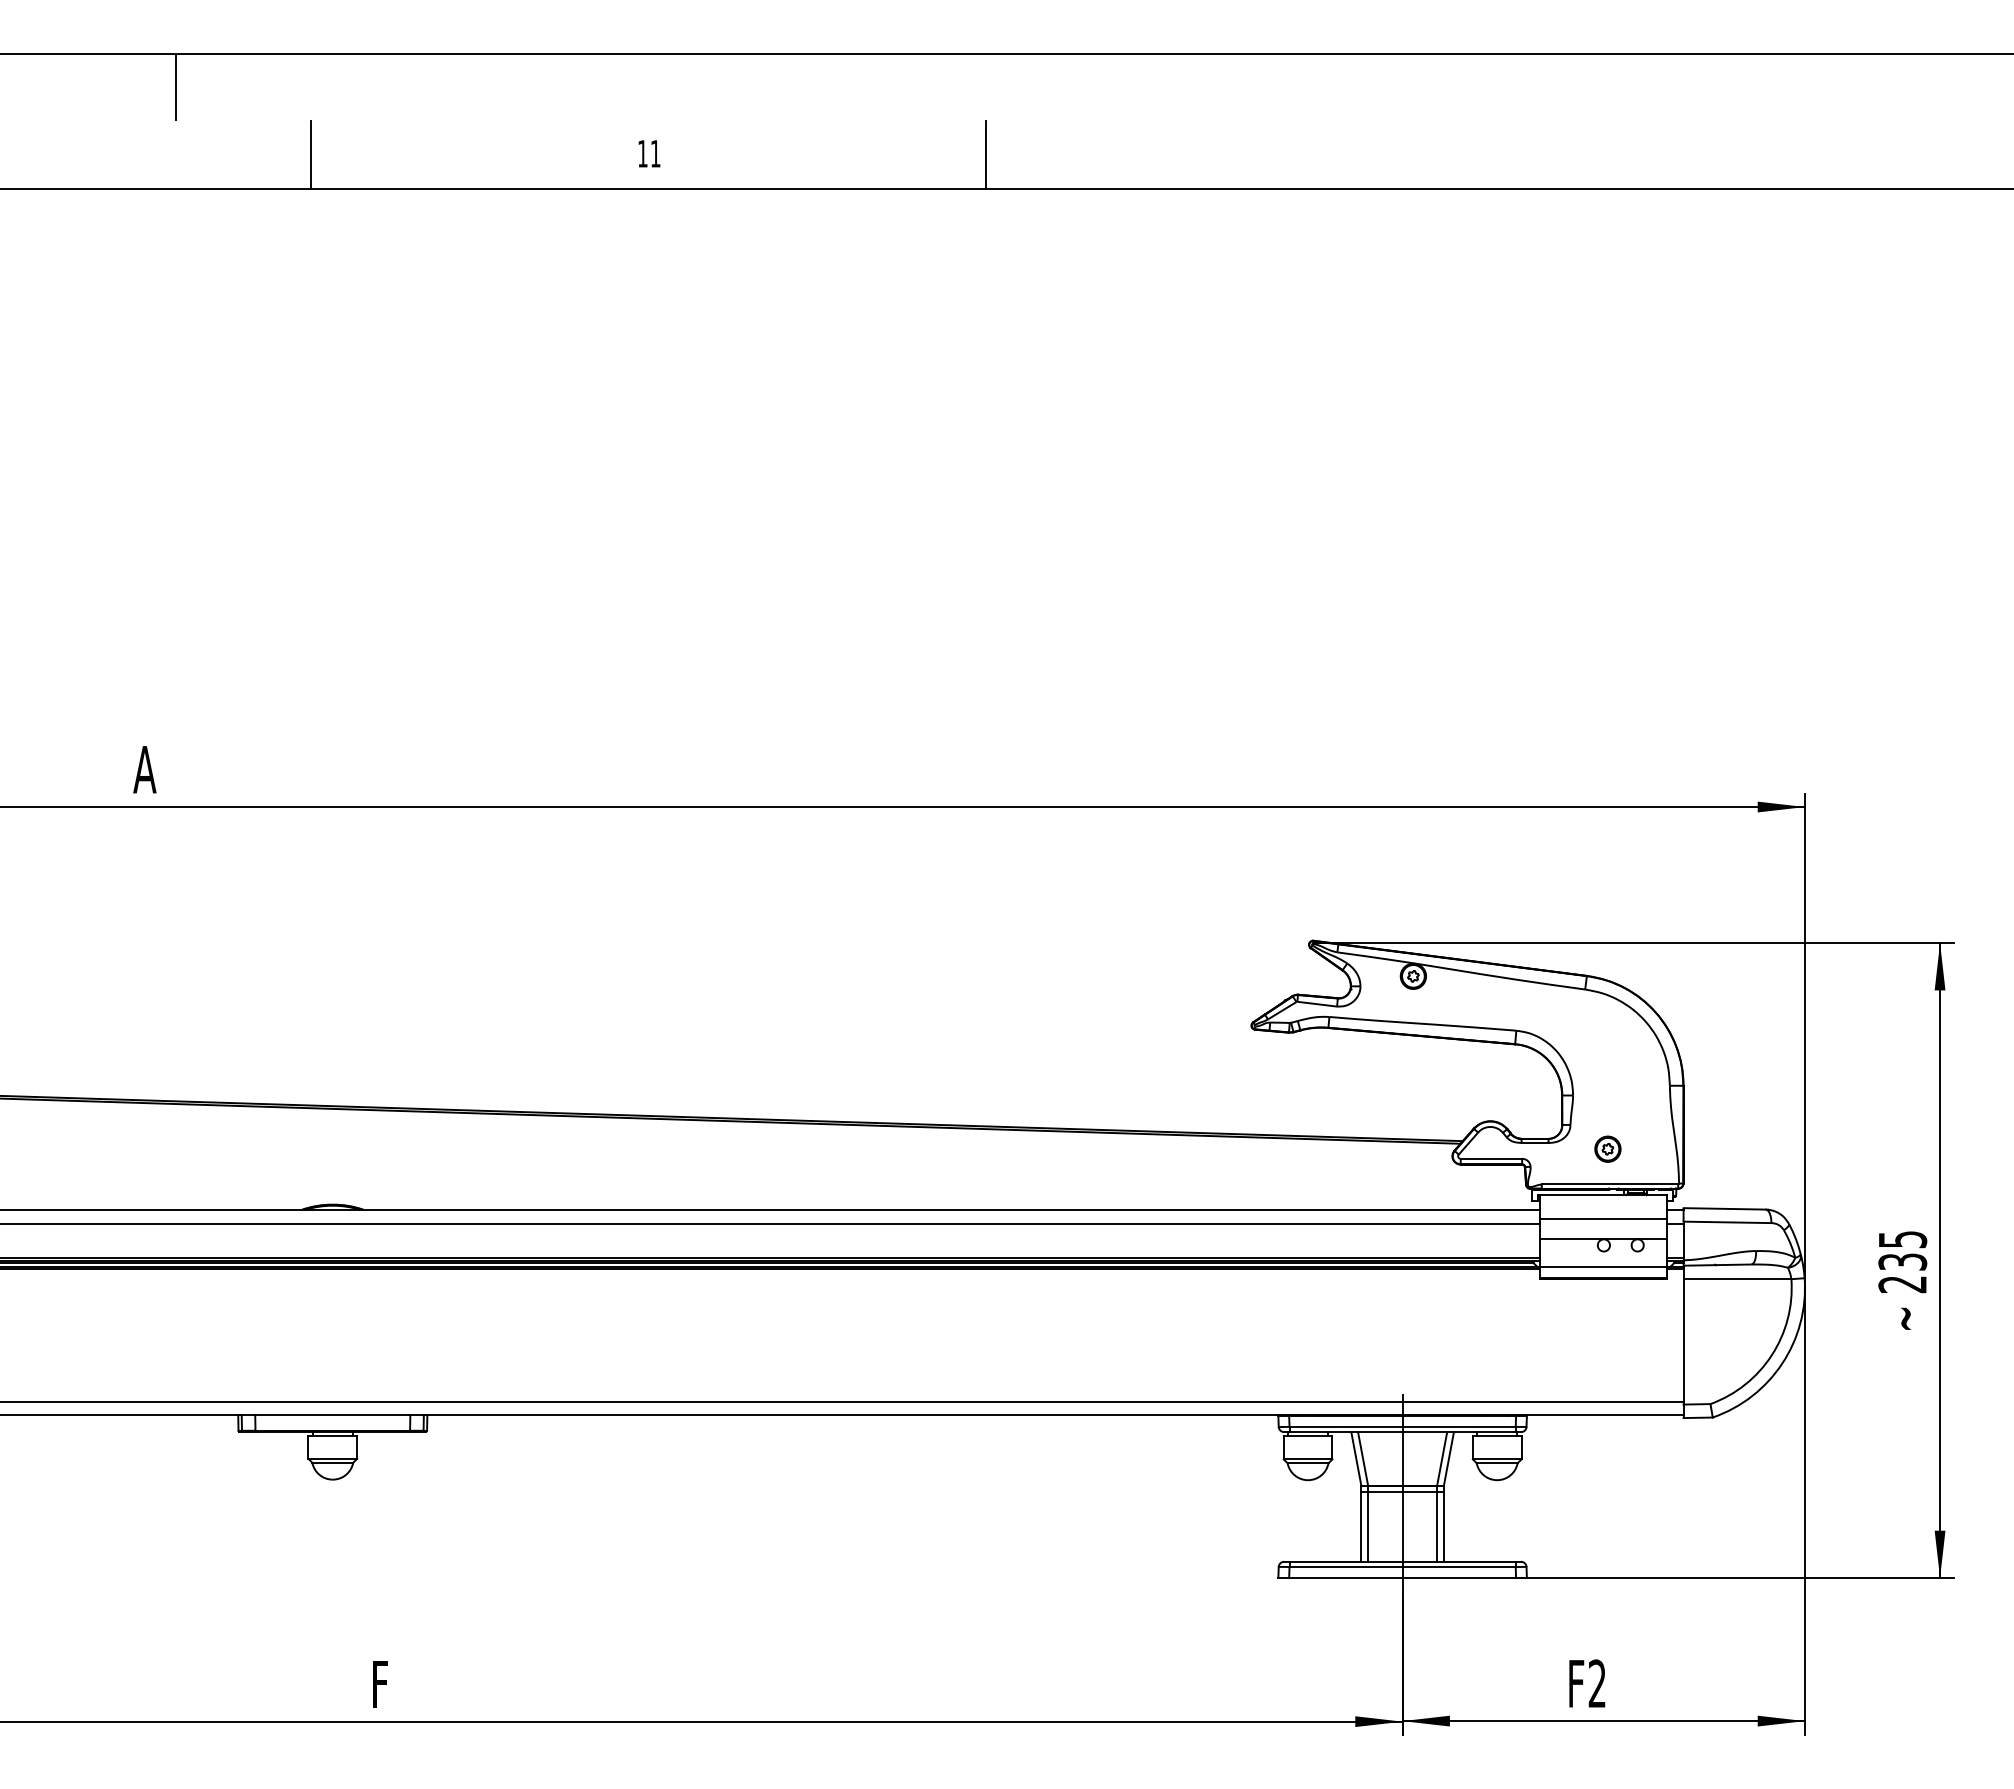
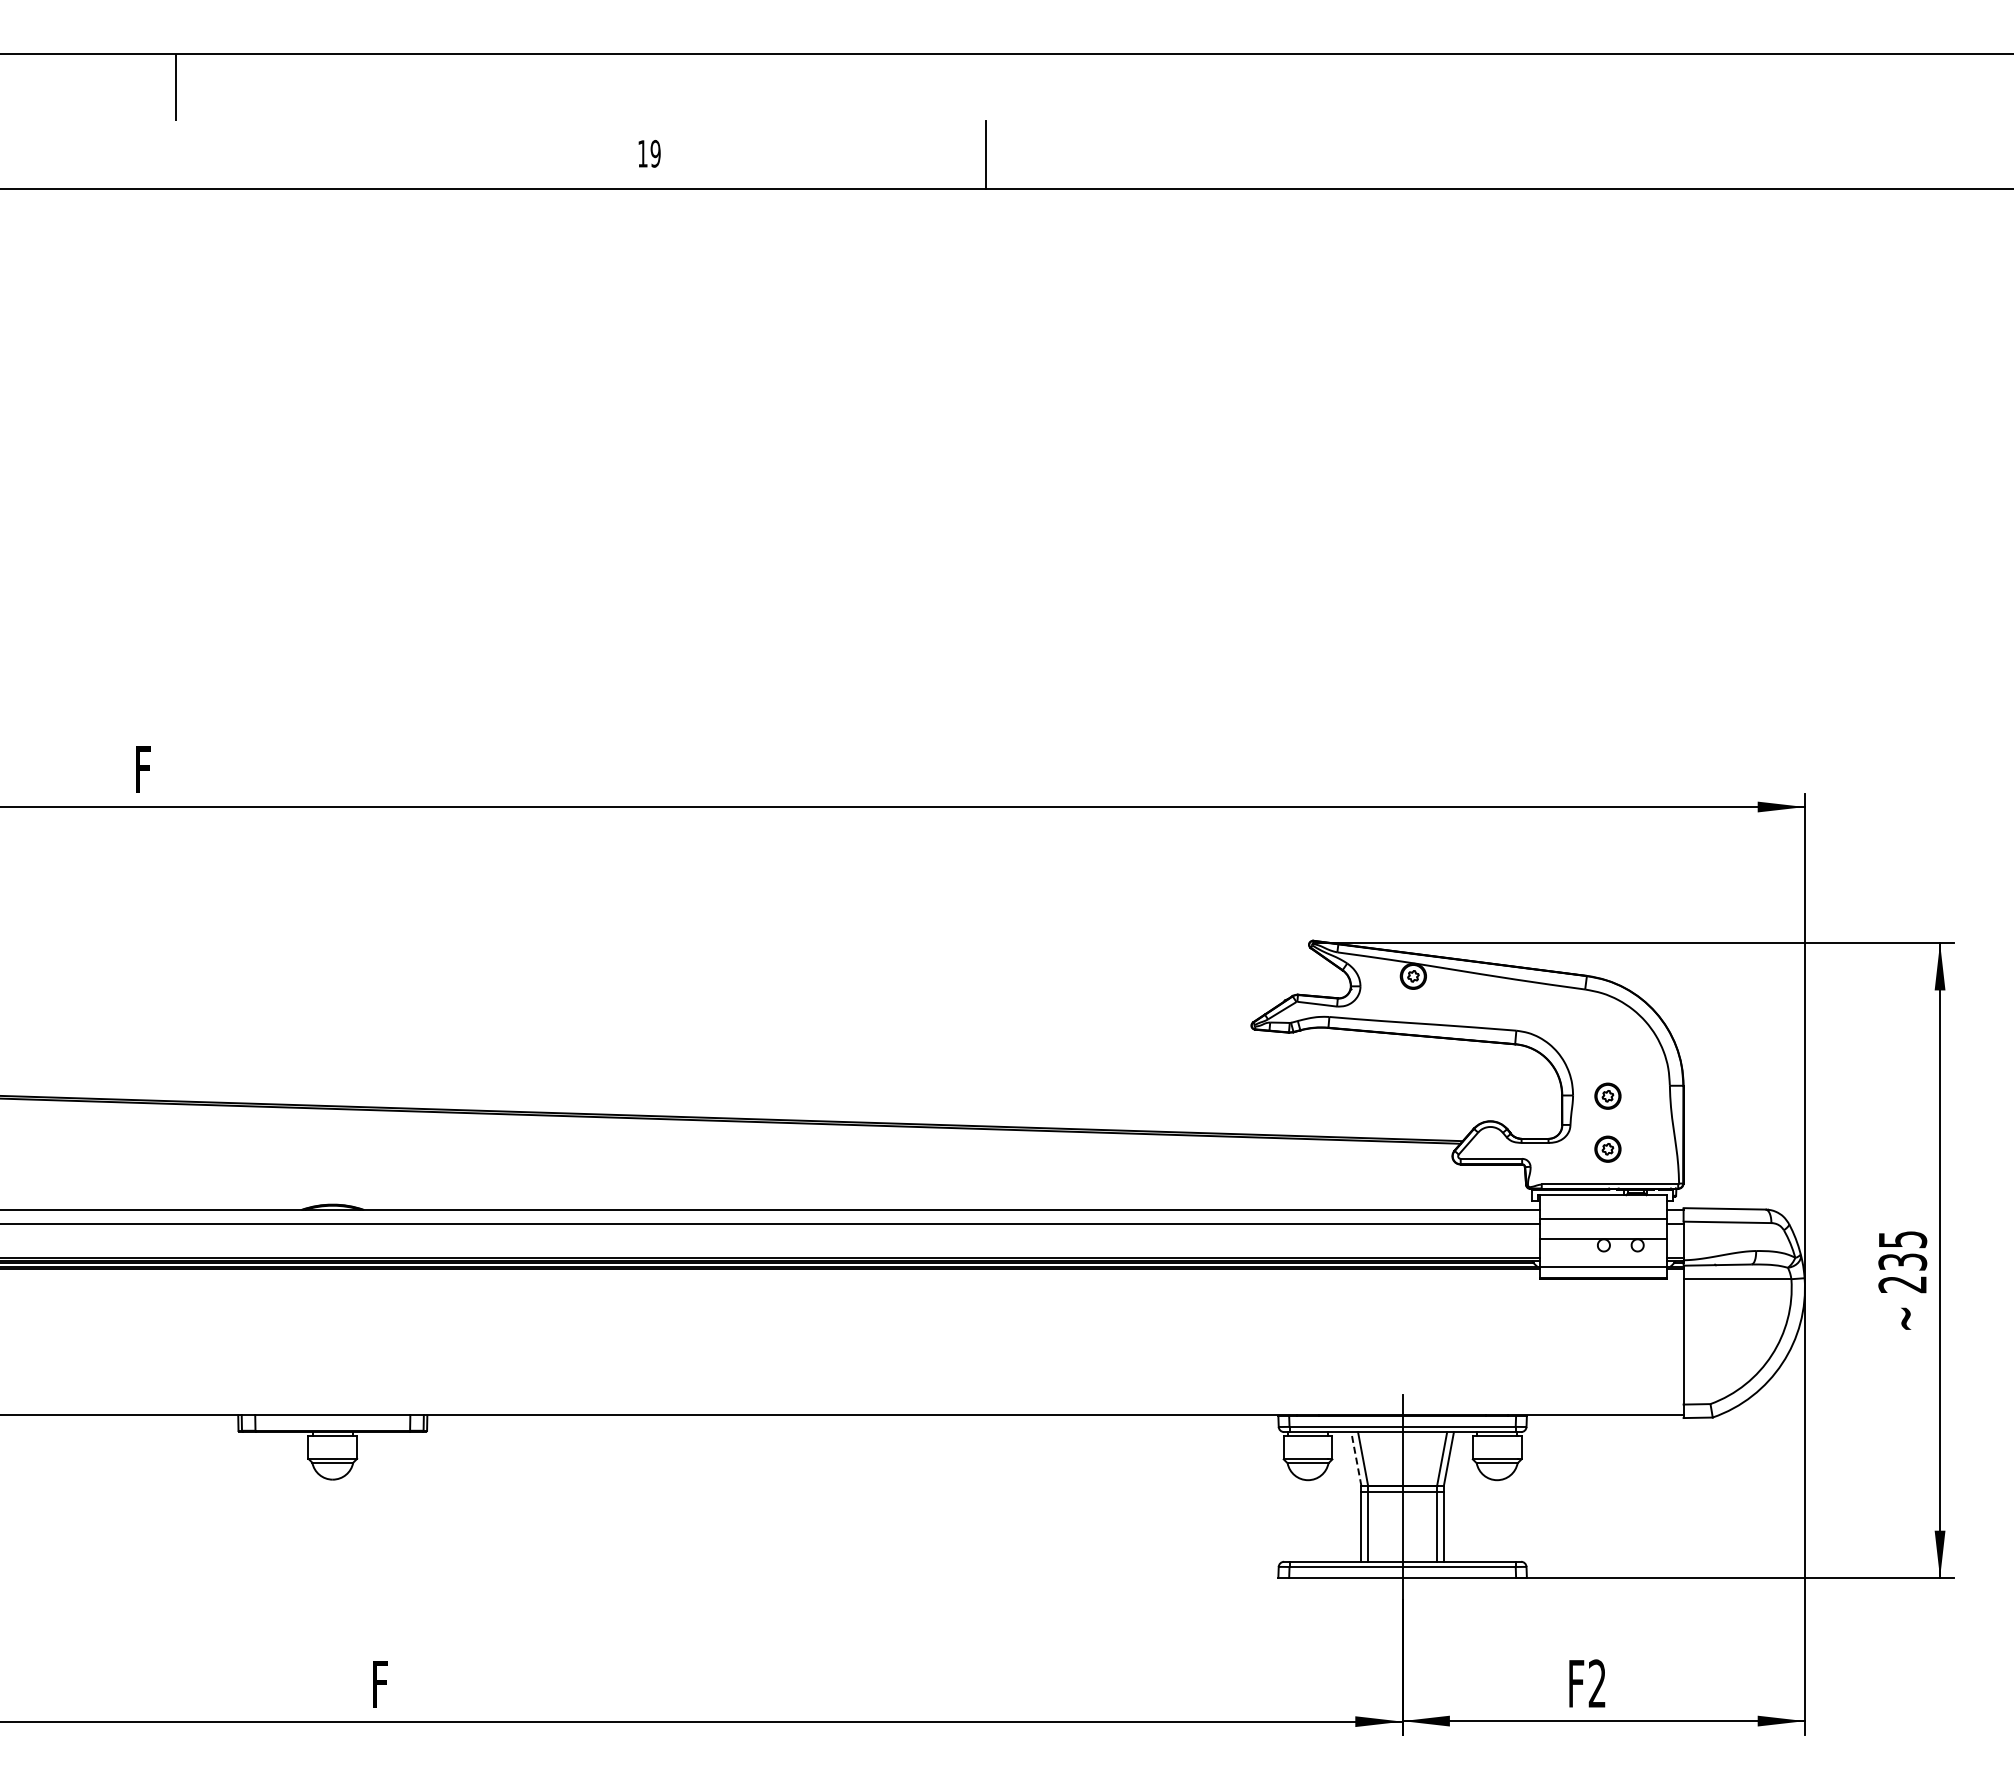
text: 11 -> 19 (655, 153)
line: present -> none (310, 154)
text: A -> F (144, 769)
part: none -> present (1607, 1095)
line: present -> none (842, 1401)
line: solid -> dashed (1356, 1458)
